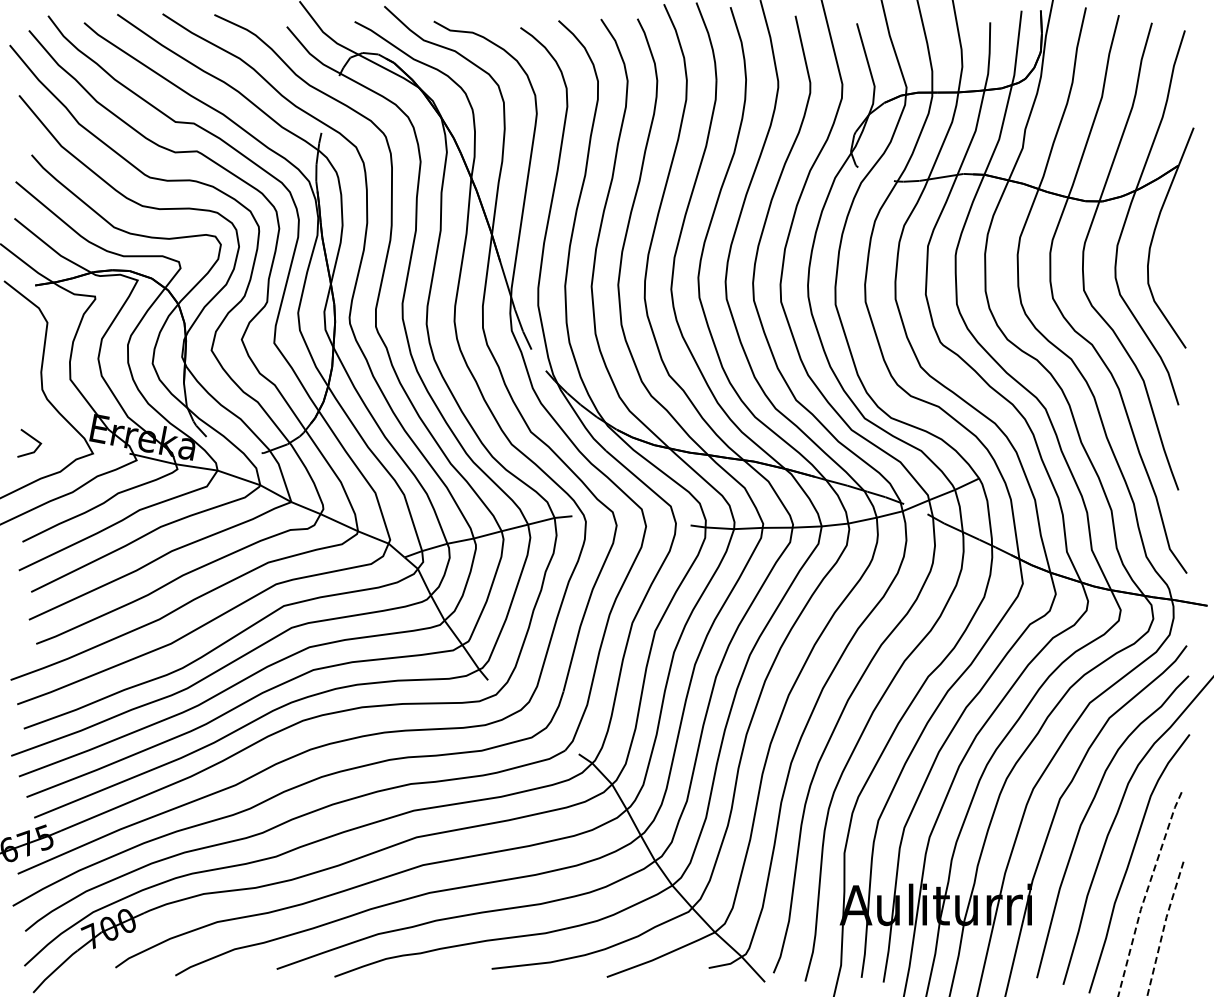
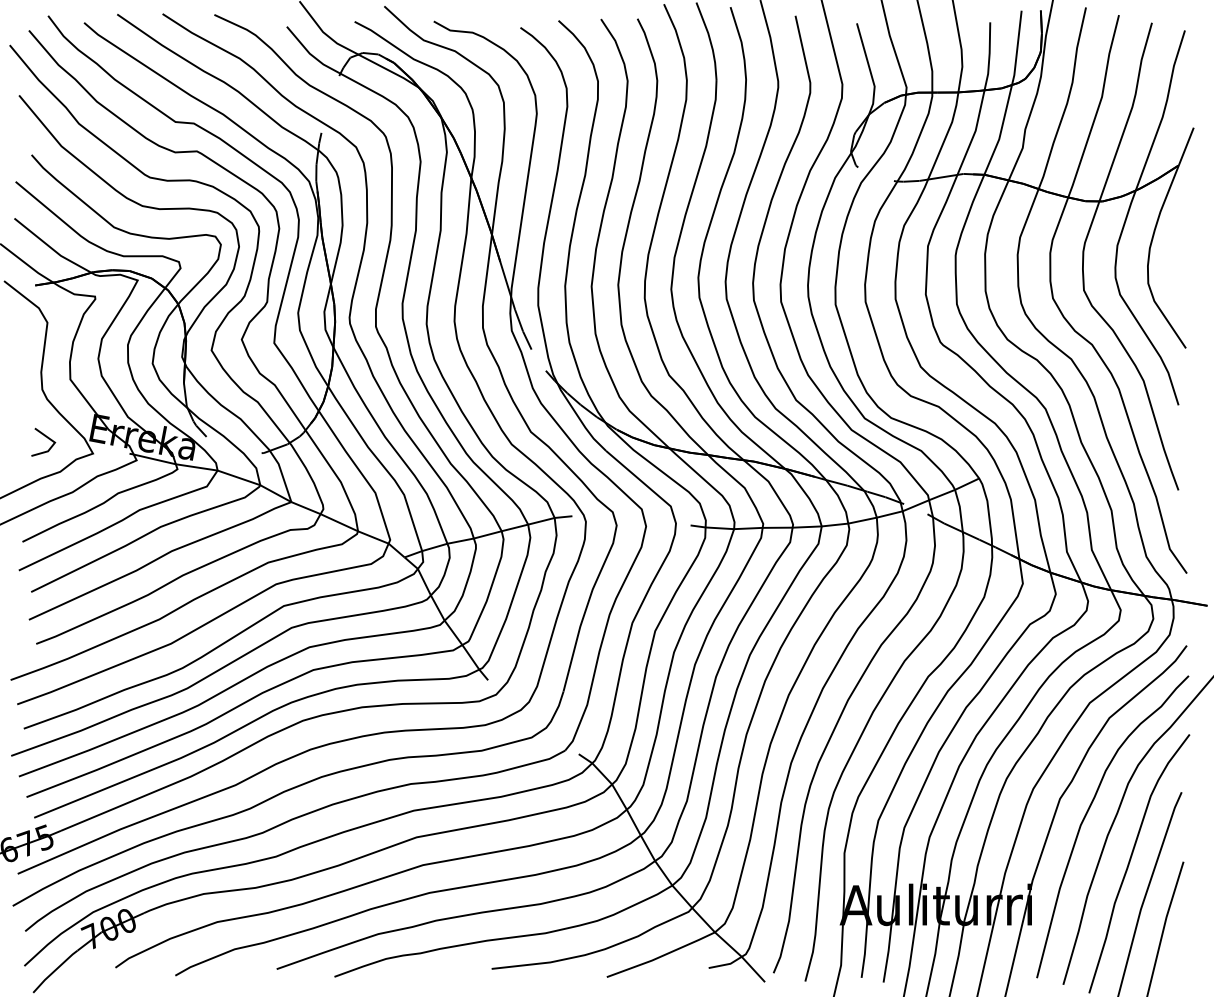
line position: (31, 438) -> (45, 437) (45, 437)
line: dashed -> solid (1146, 893)
line: dashed -> solid (1163, 927)
